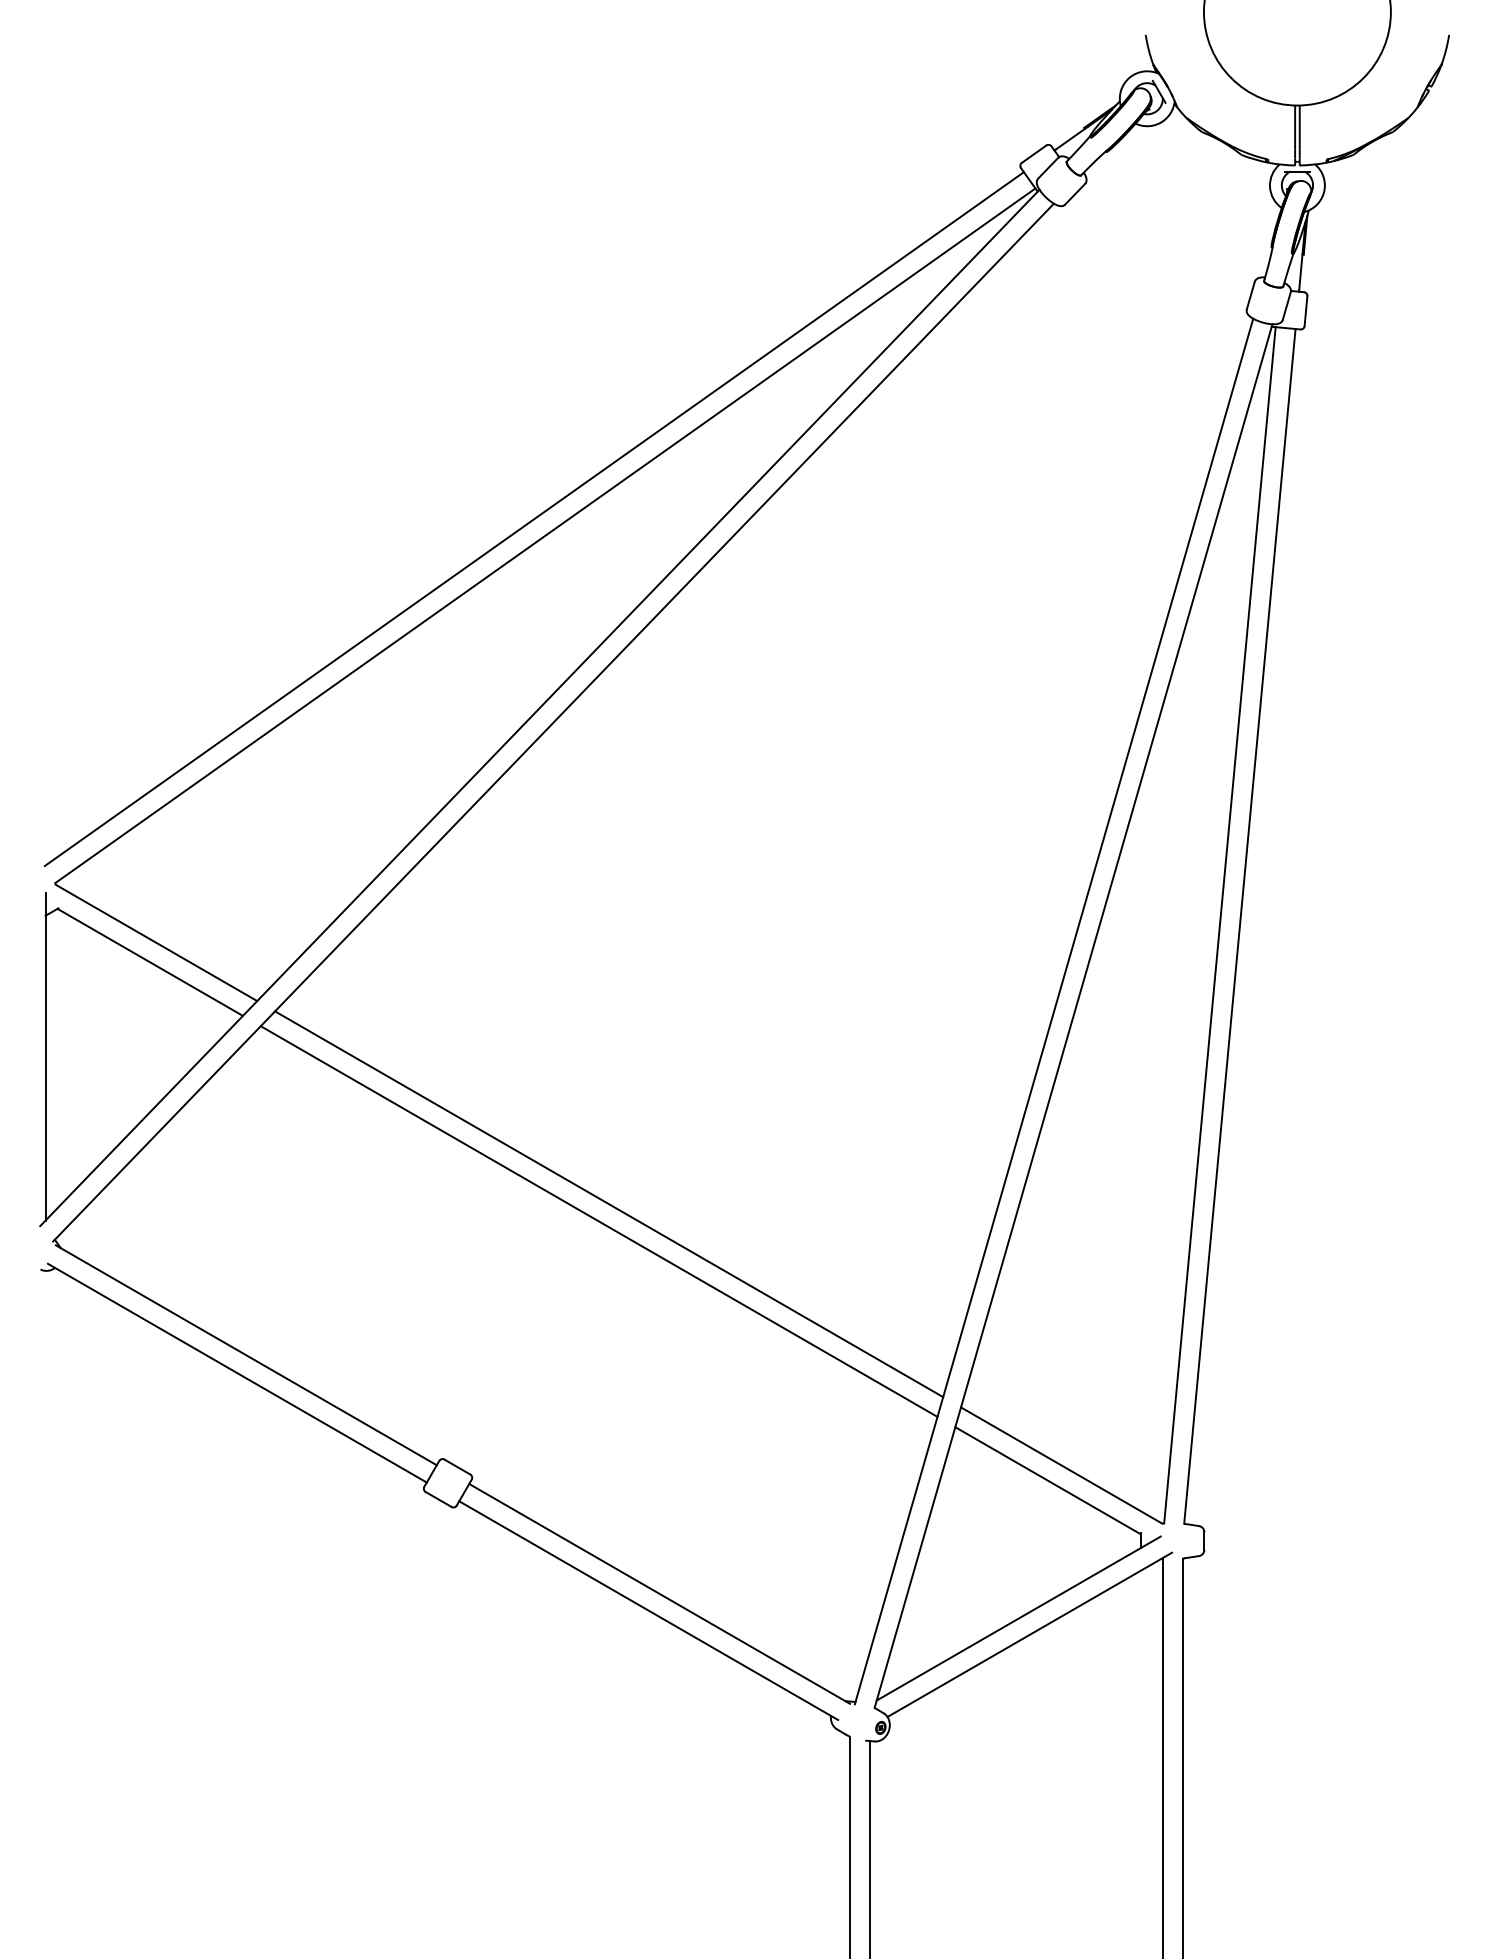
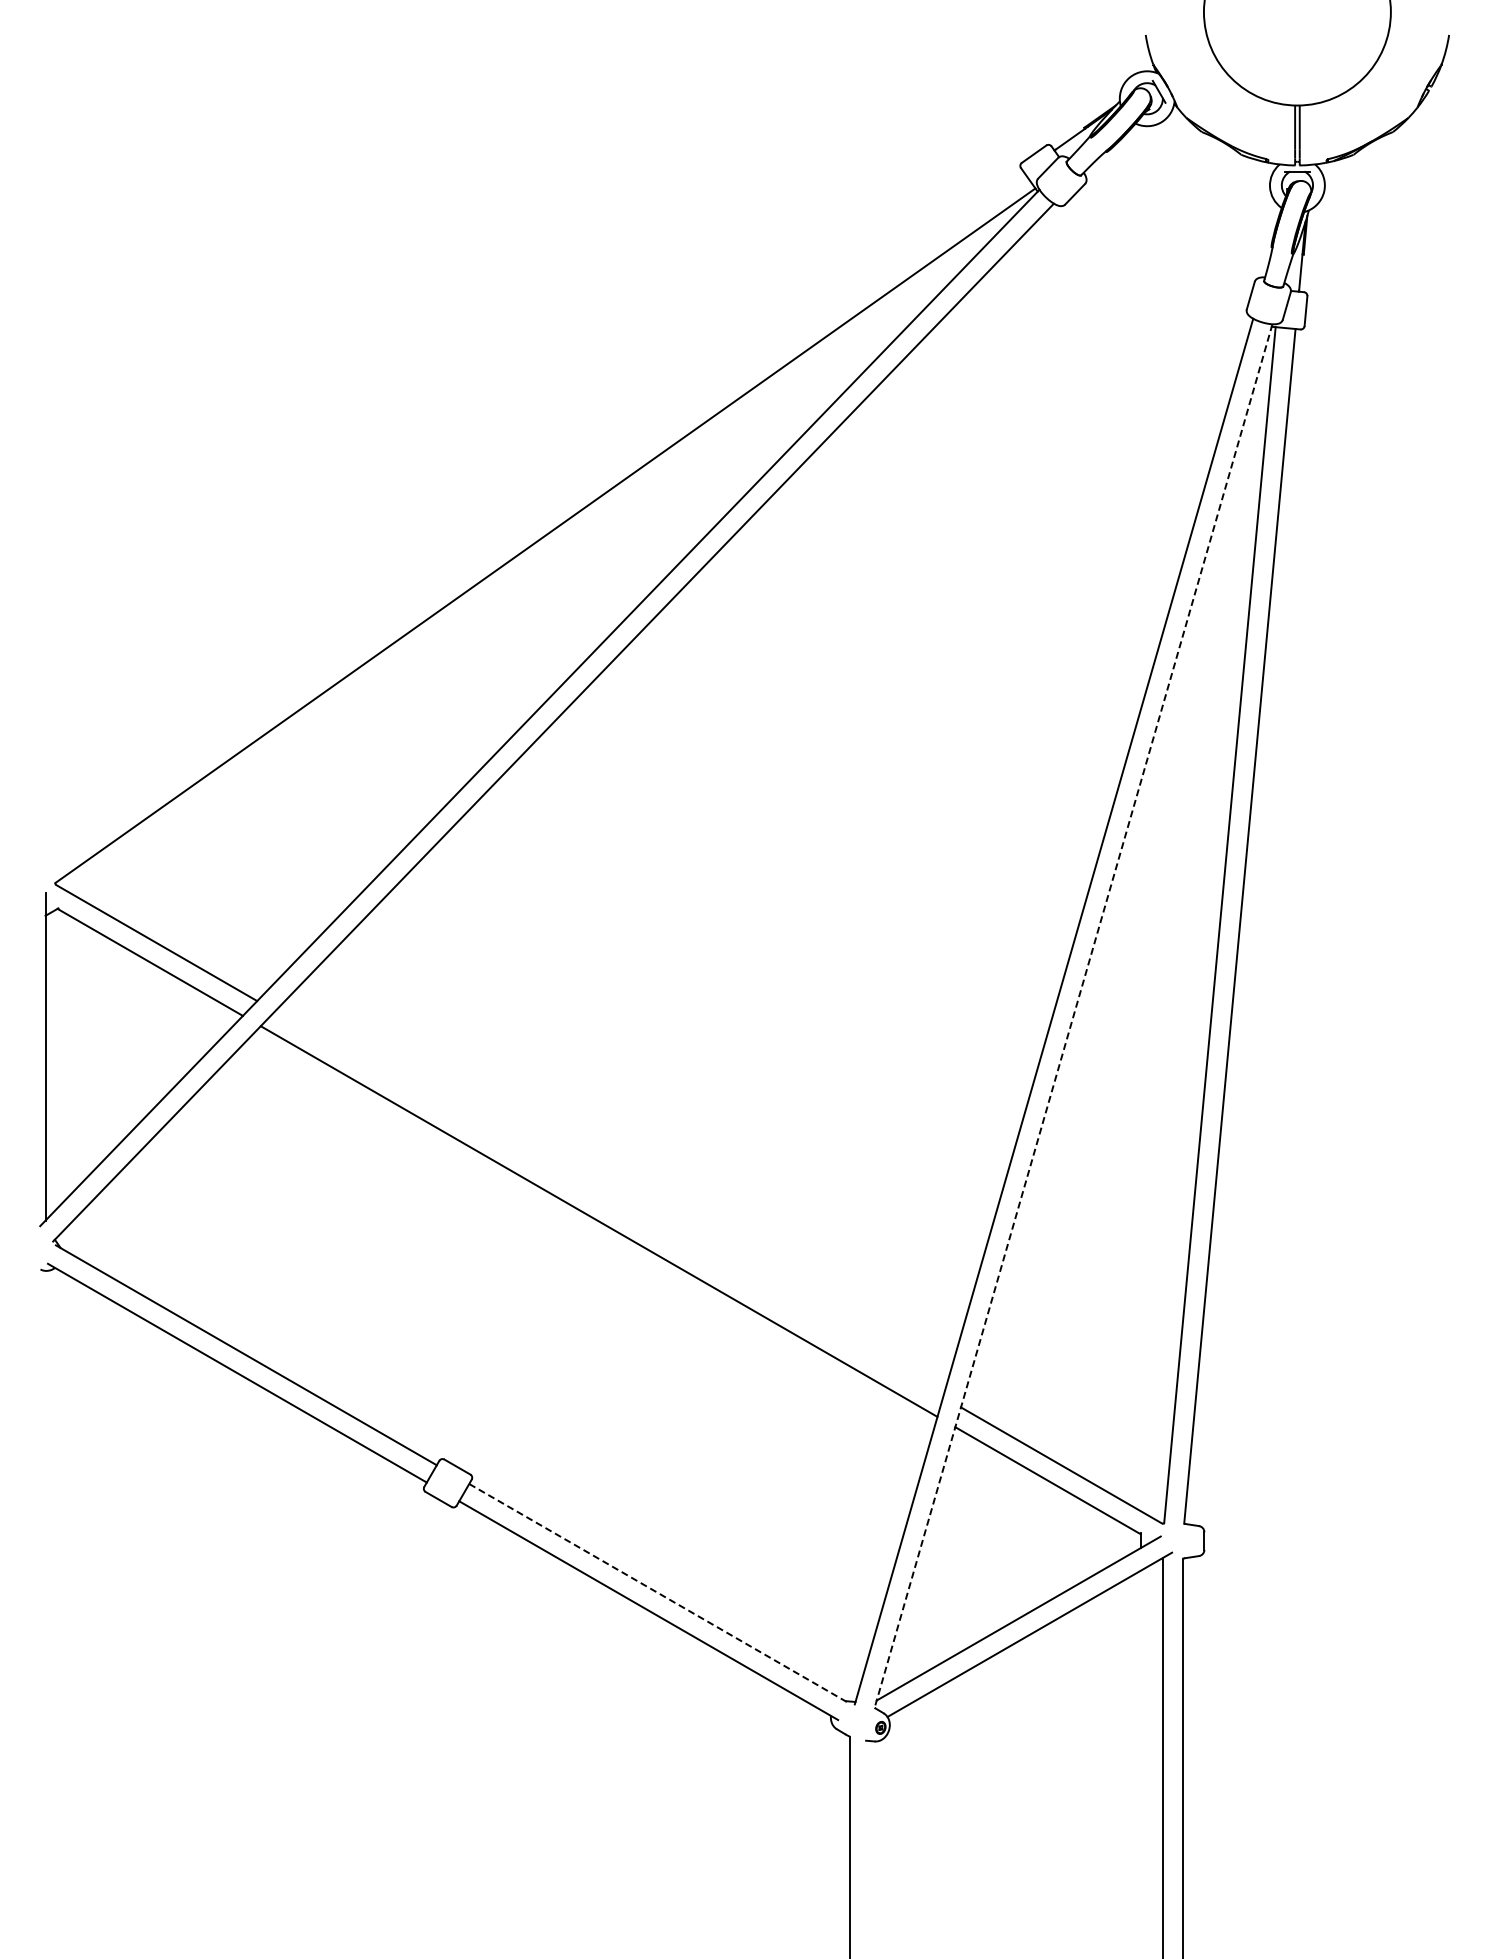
line: present -> none (533, 519)
line: solid -> dashed (1073, 1016)
line: present -> none (609, 1204)
line: solid -> dashed (659, 1593)
line: present -> none (870, 1848)
